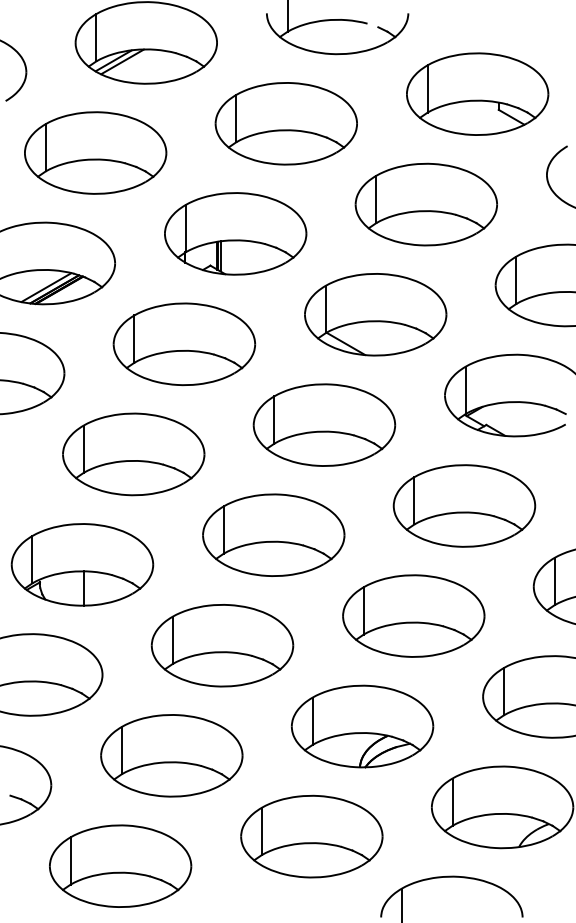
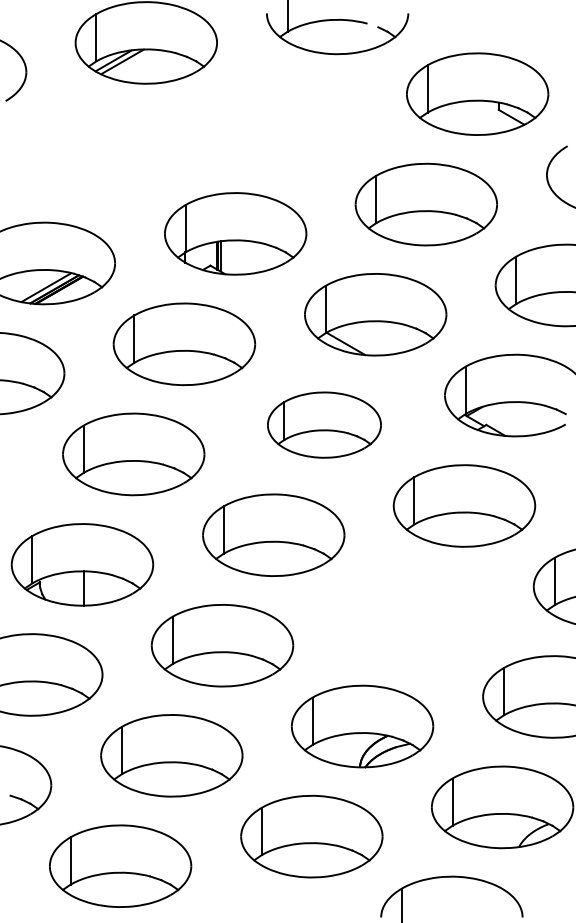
part: present -> none (285, 123)
part: present -> none (95, 152)
part size: 145x84 px -> 115x68 px (324, 424)
part: present -> none (413, 615)
